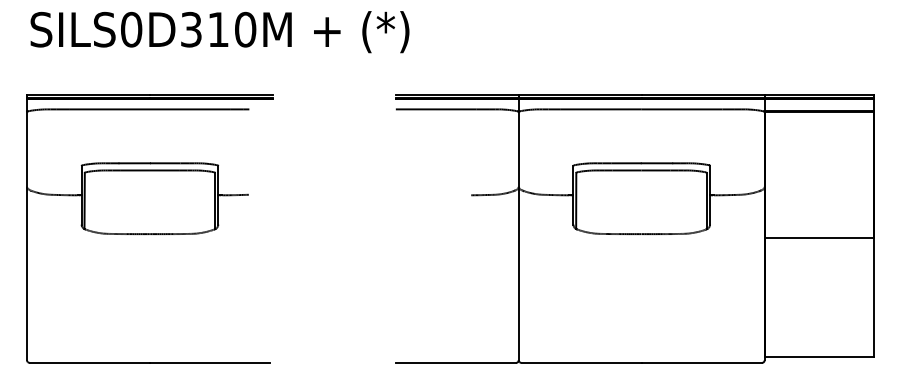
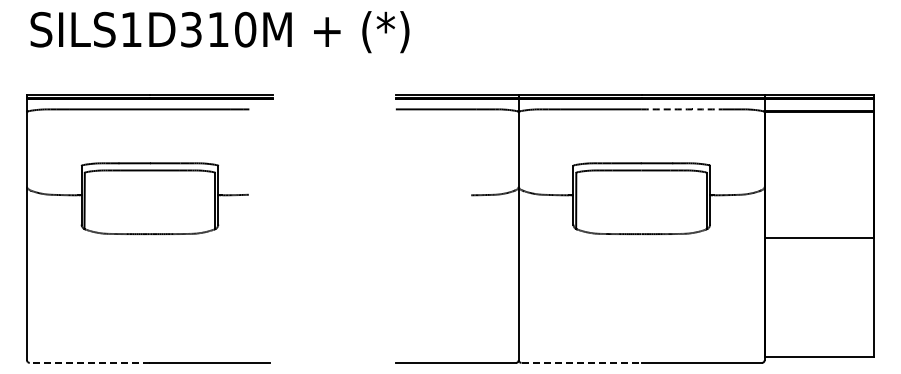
text: SILS0D310M -> SILS1D310M (131, 29)
arc: solid -> dashed (682, 109)
line: solid -> dashed (89, 362)
line: solid -> dashed (582, 362)
